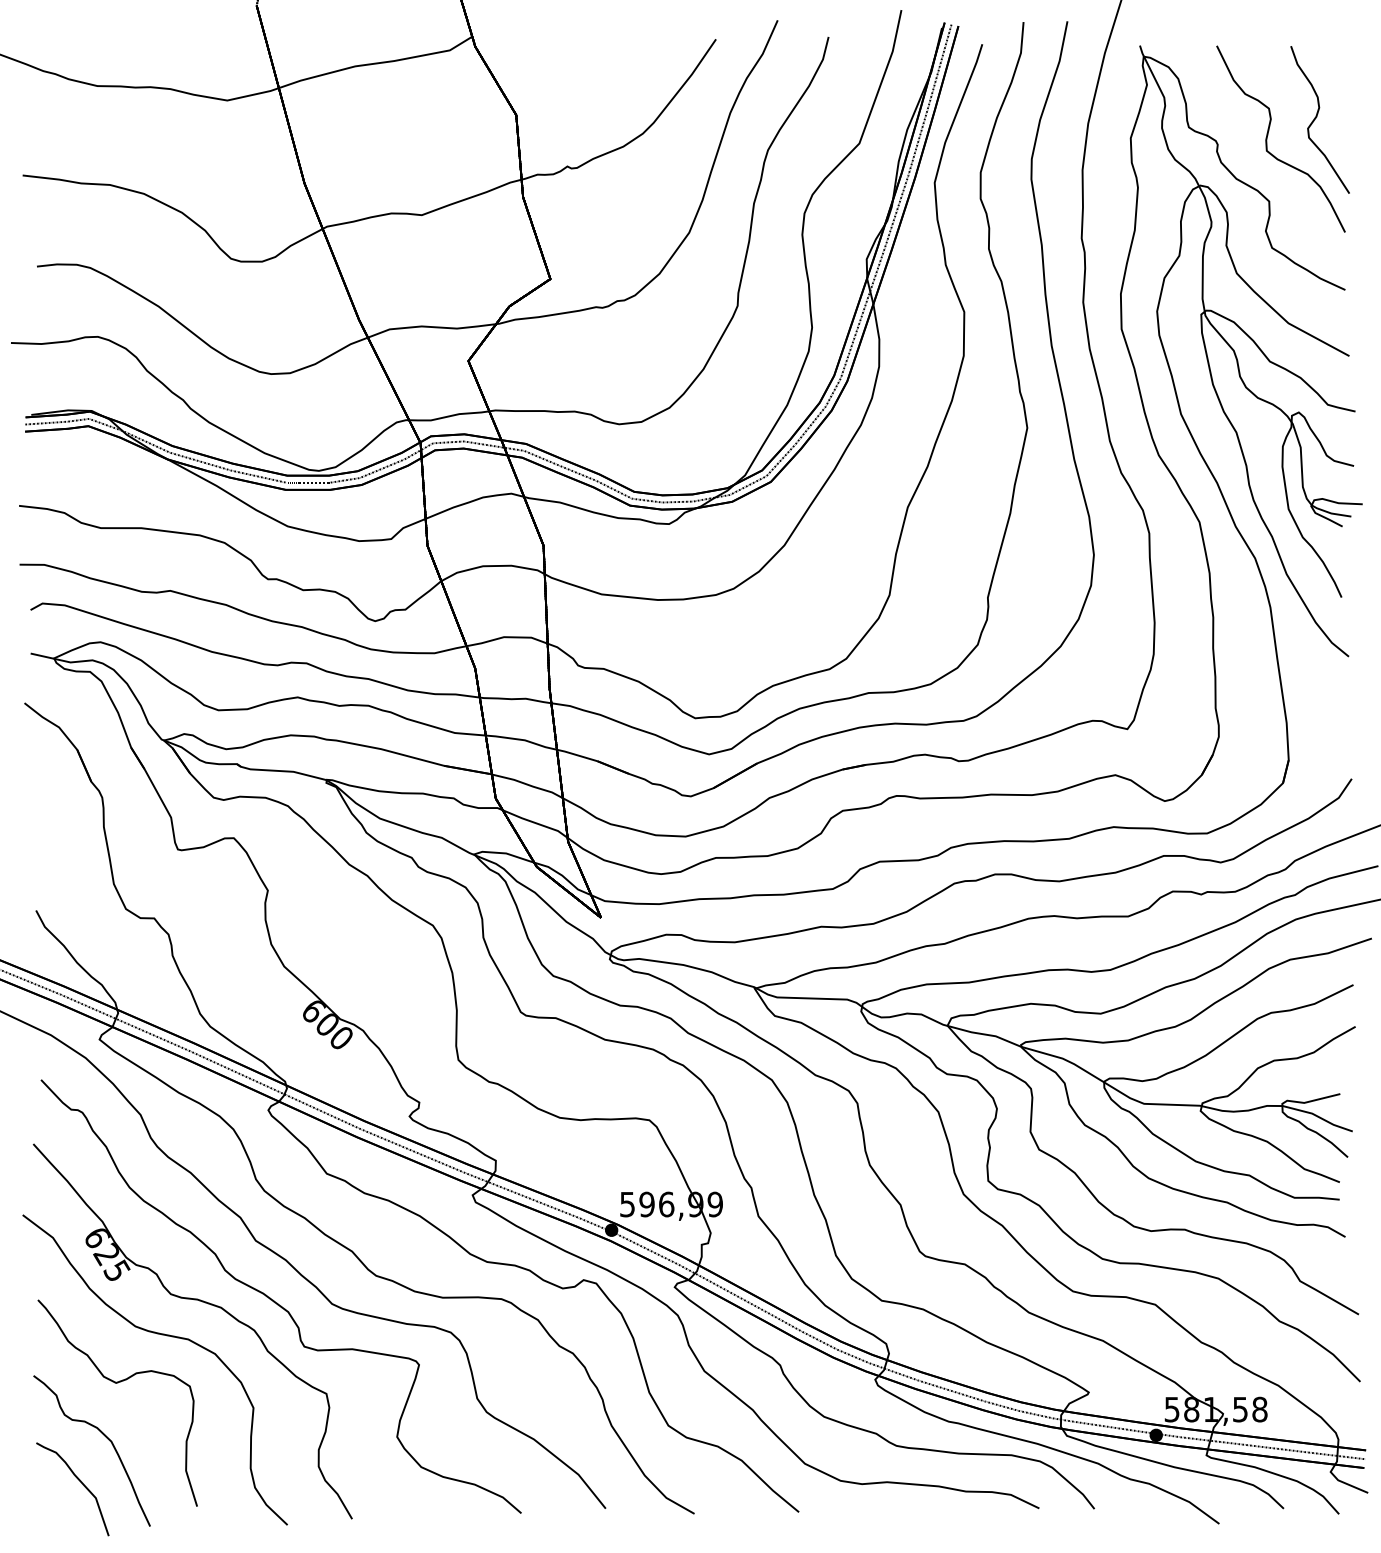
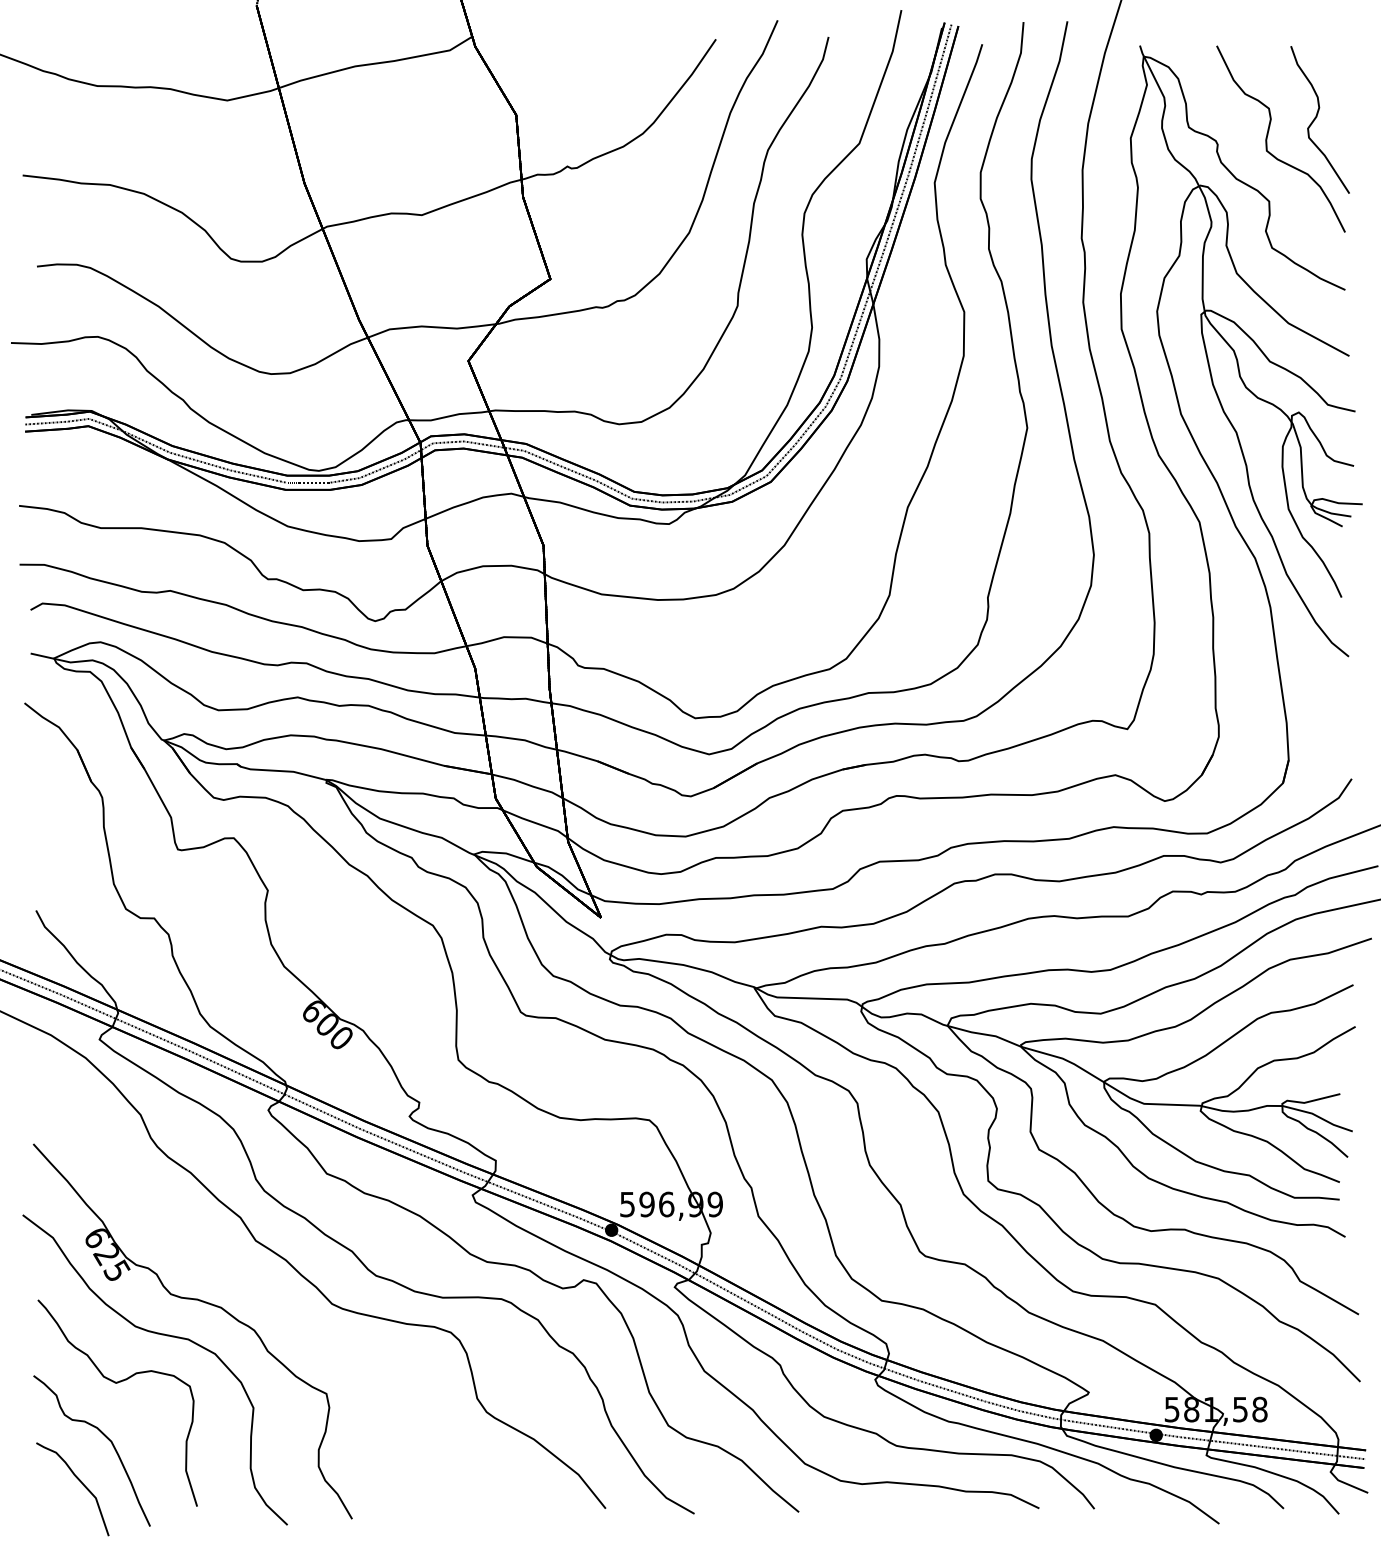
curve: present -> none (277, 1302)
